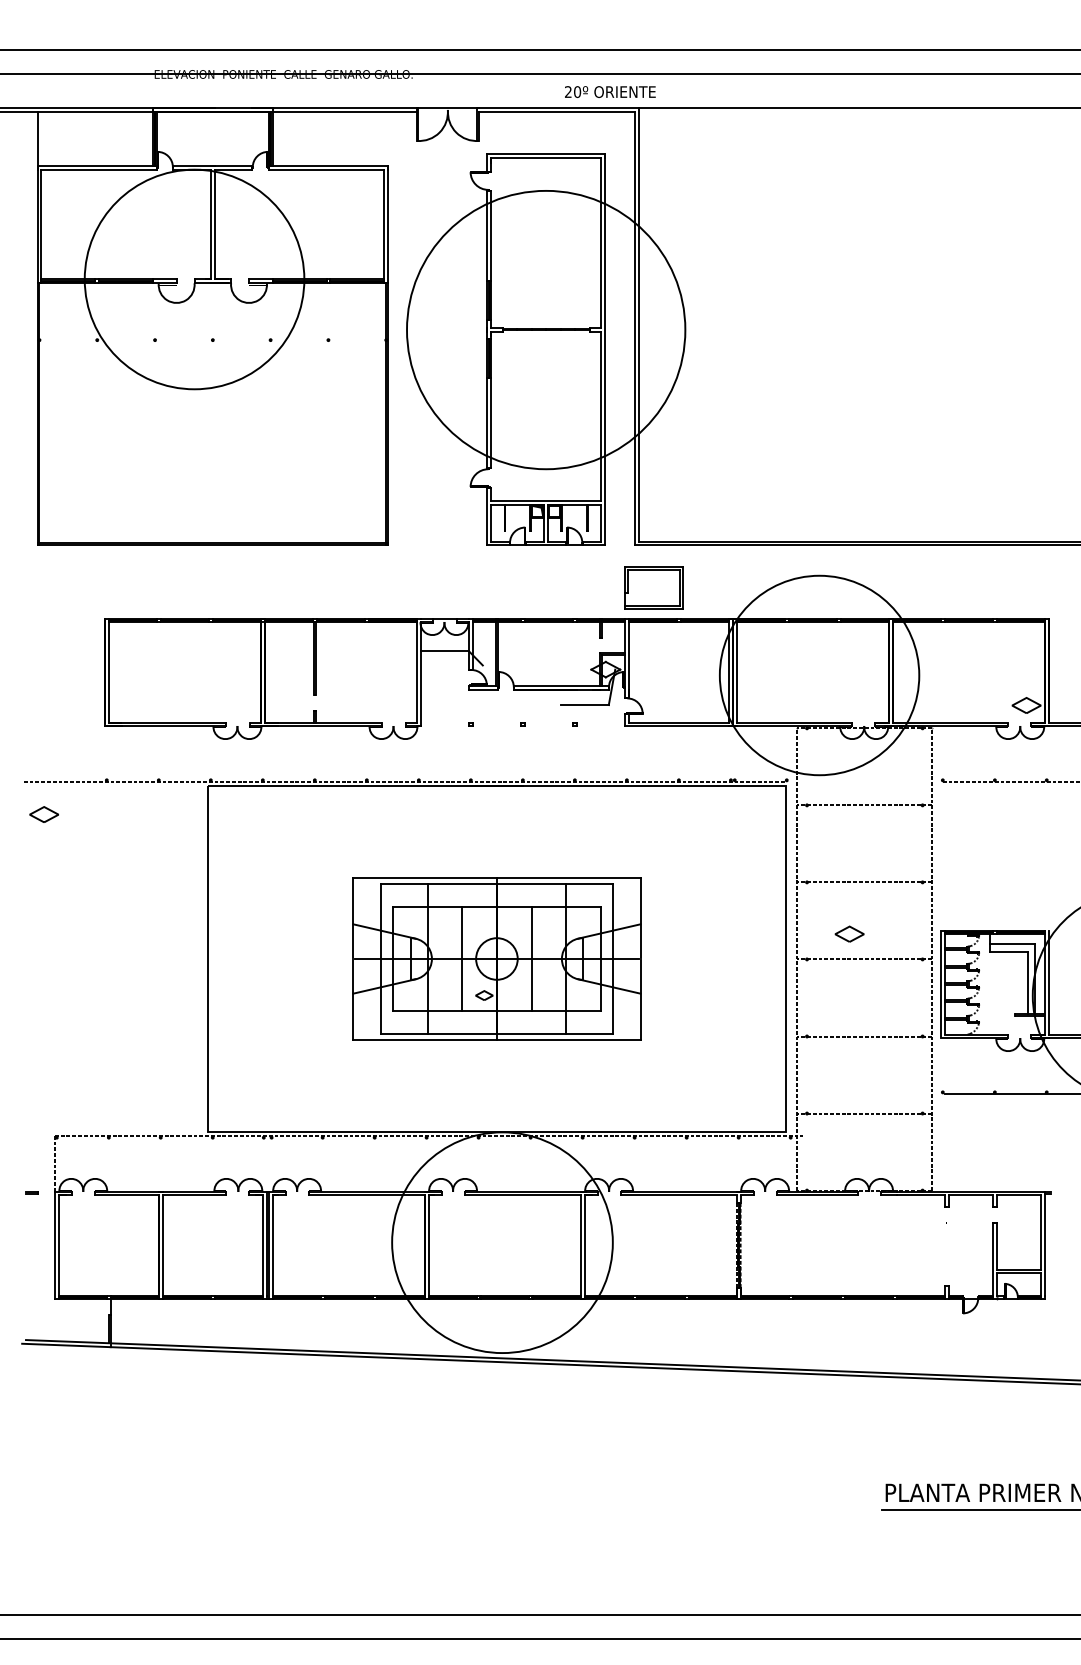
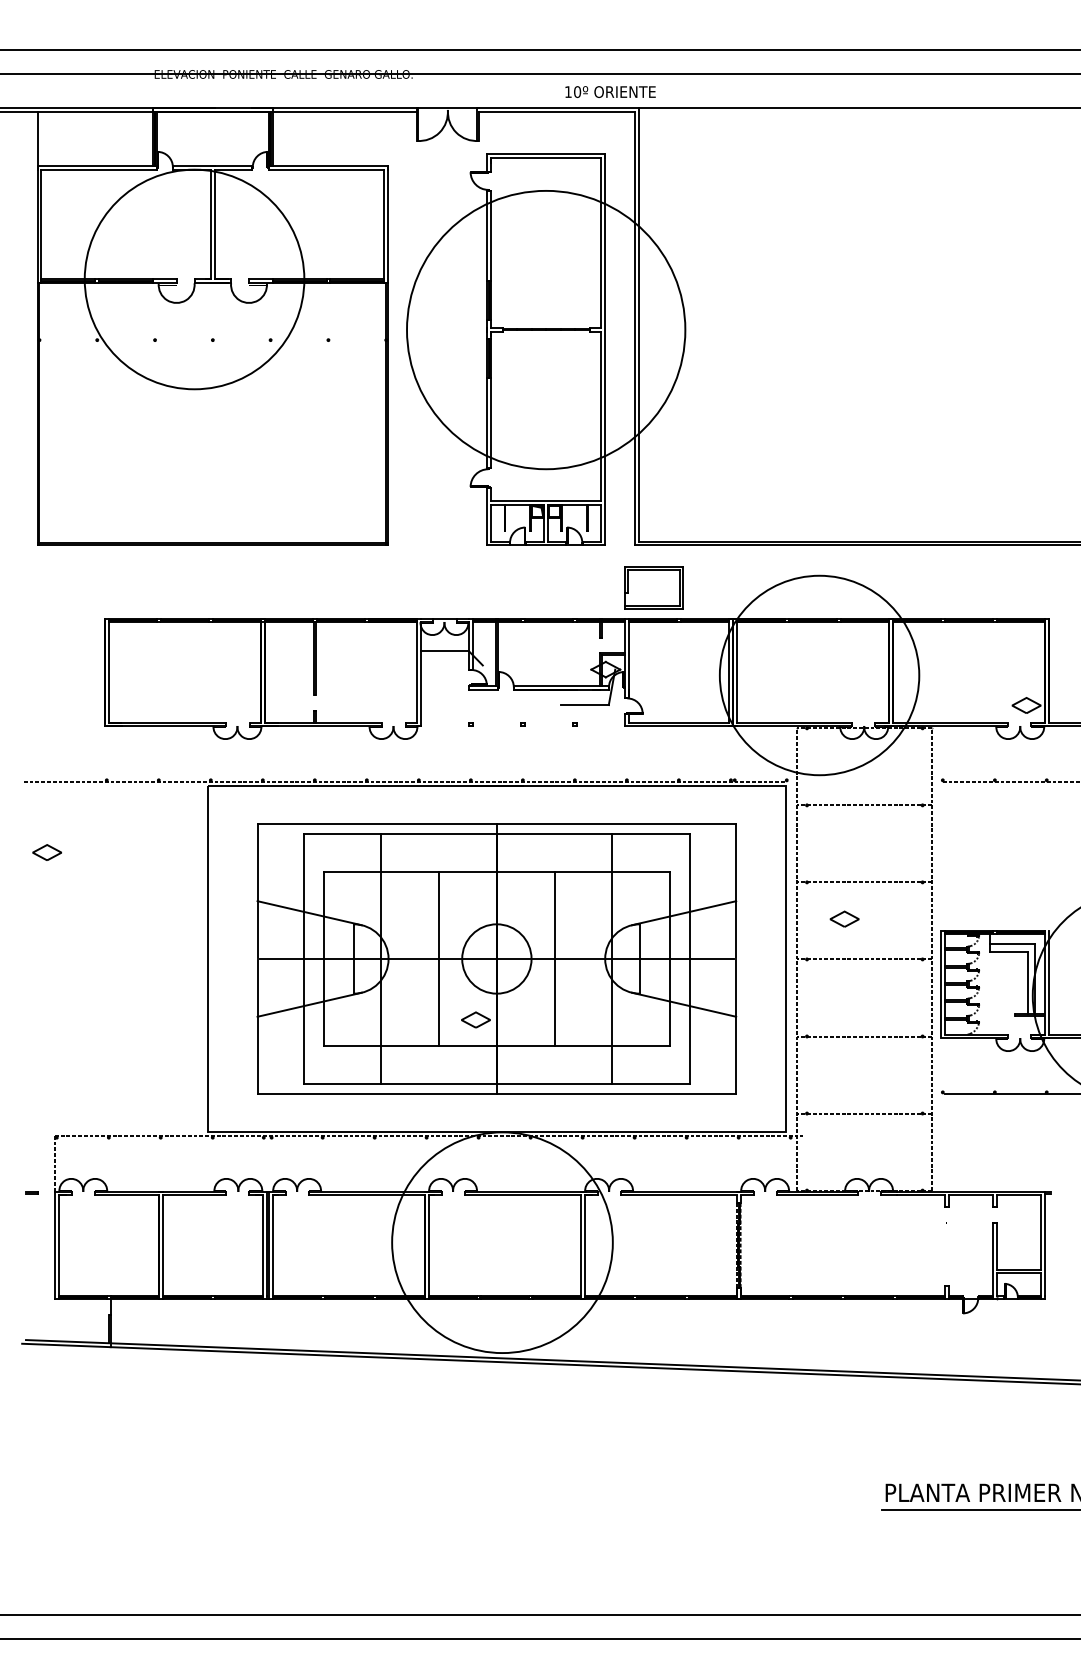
text: 20º -> 10º (568, 91)
part position: (43, 814) -> (46, 852) (46, 852)
part position: (849, 933) -> (844, 918) (844, 918)
part size: 290x164 px -> 482x272 px (496, 958)
